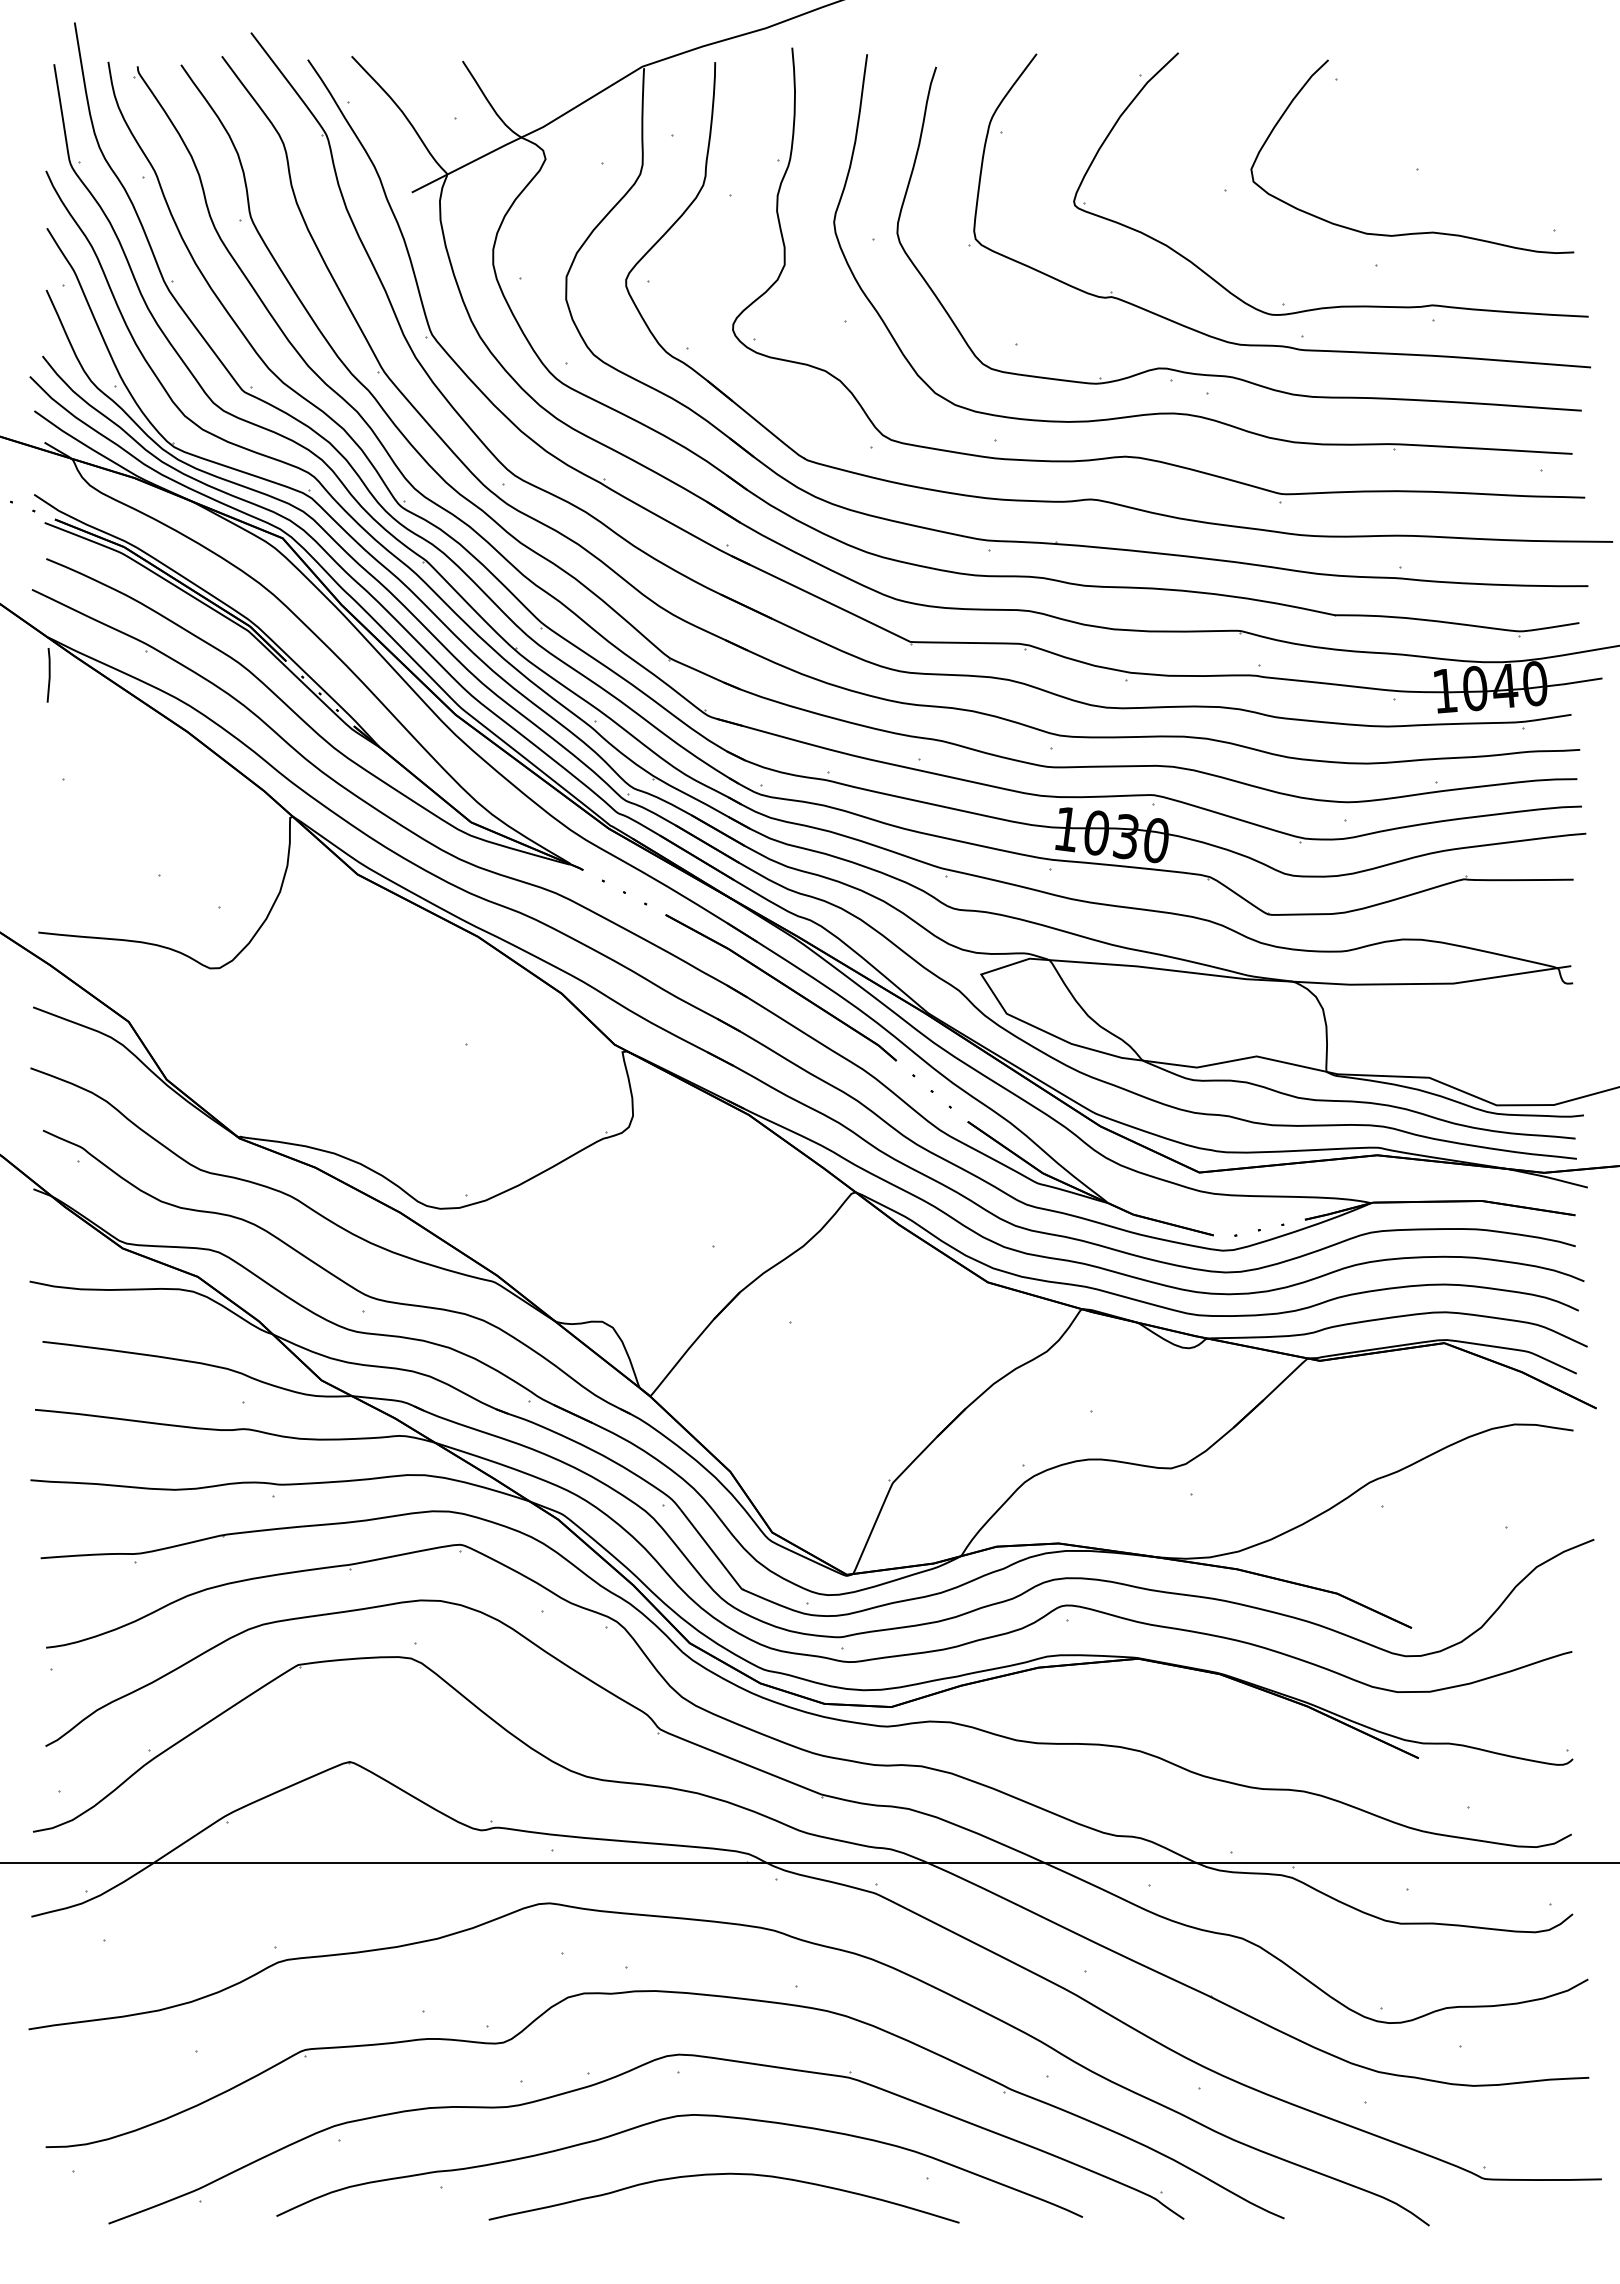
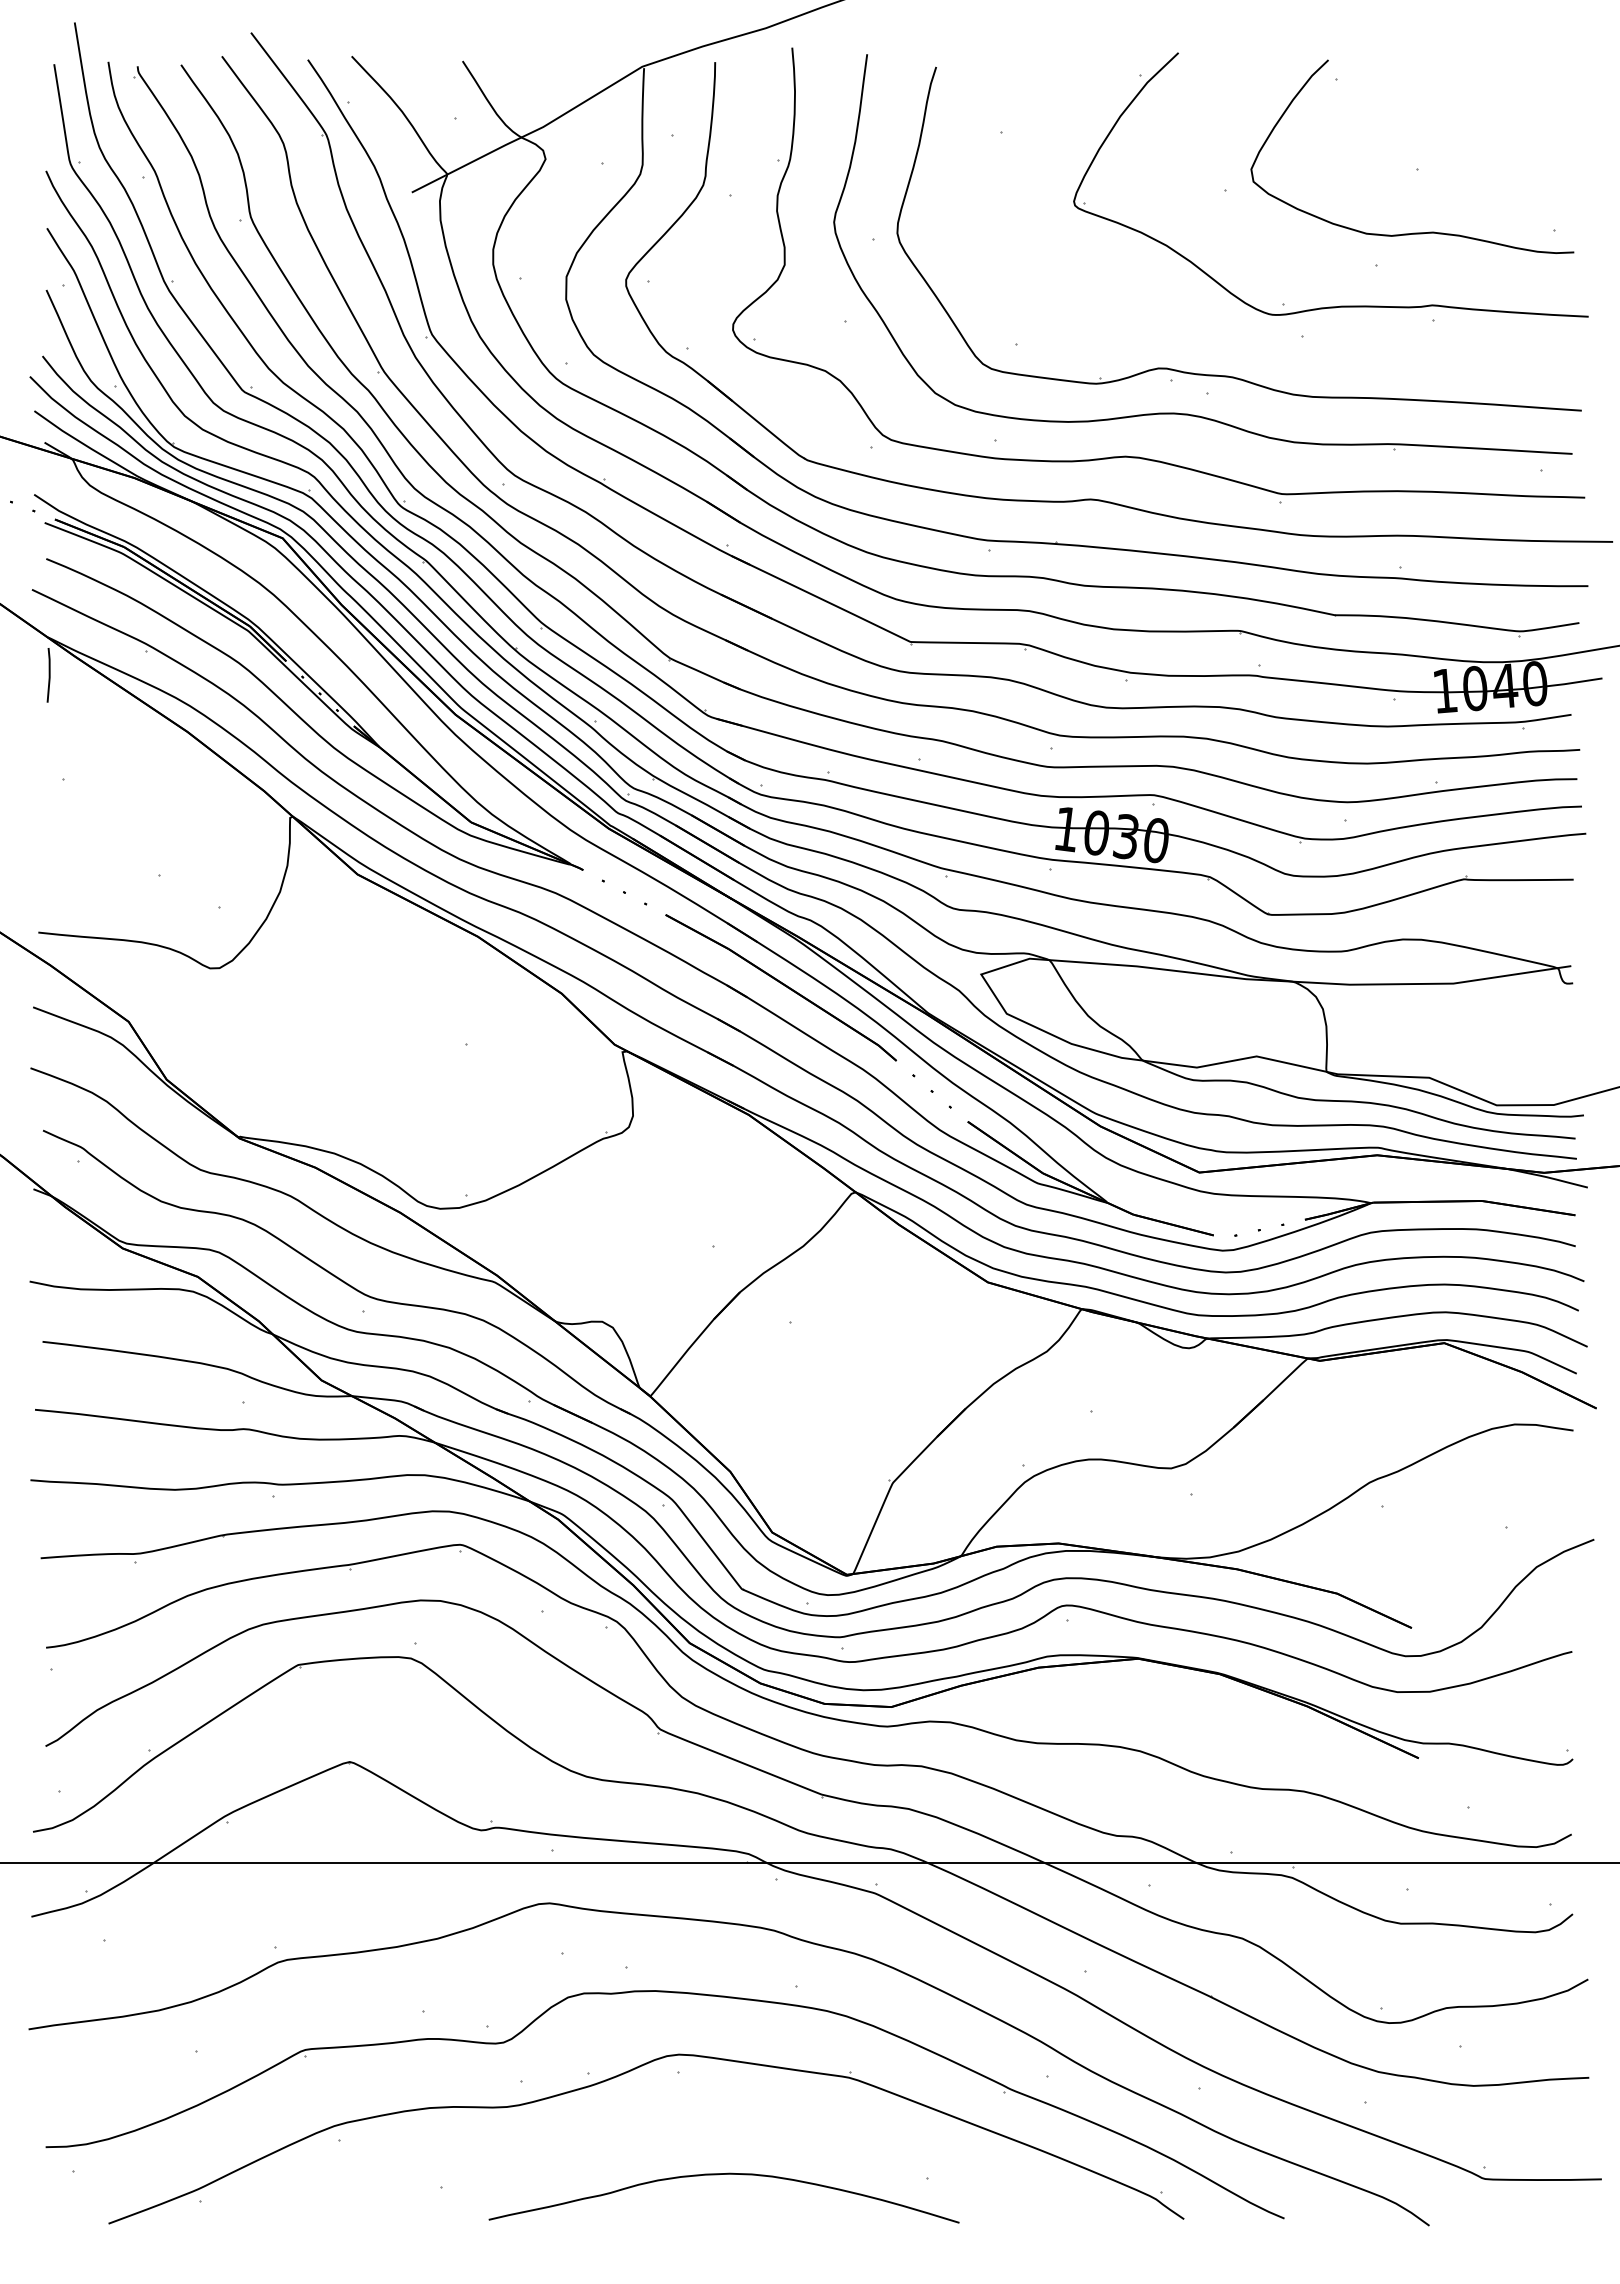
part: present -> none (1272, 344)
curve: present -> none (672, 2118)
